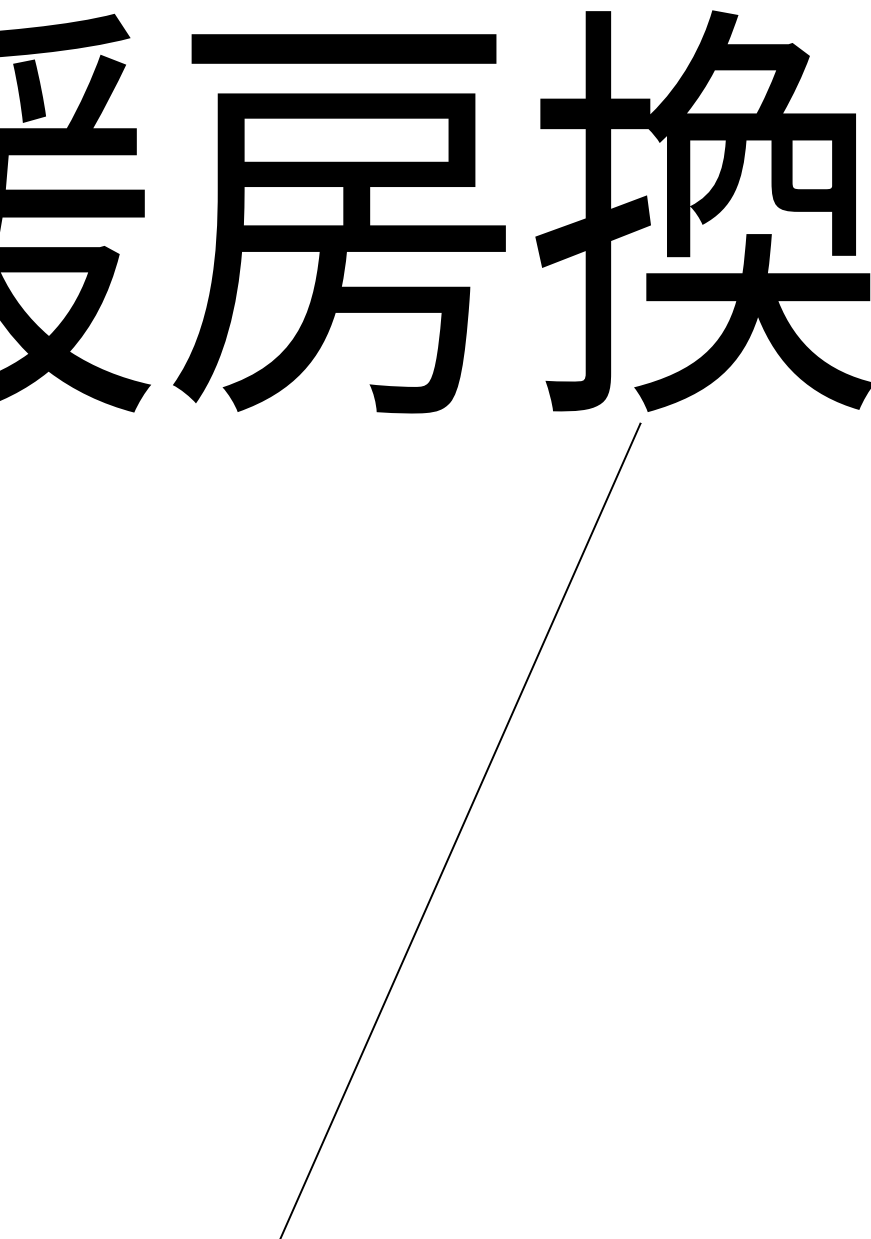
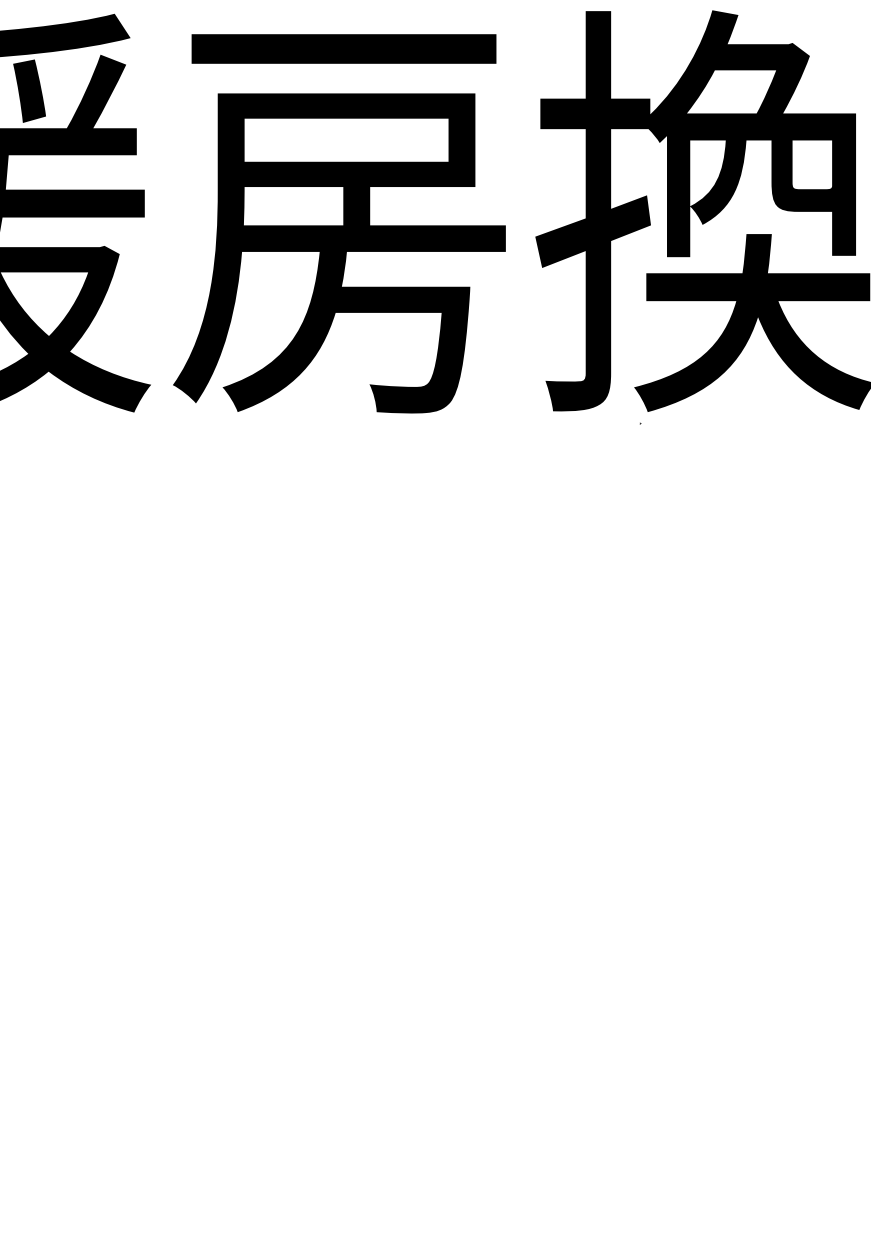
line: present -> none (460, 829)
